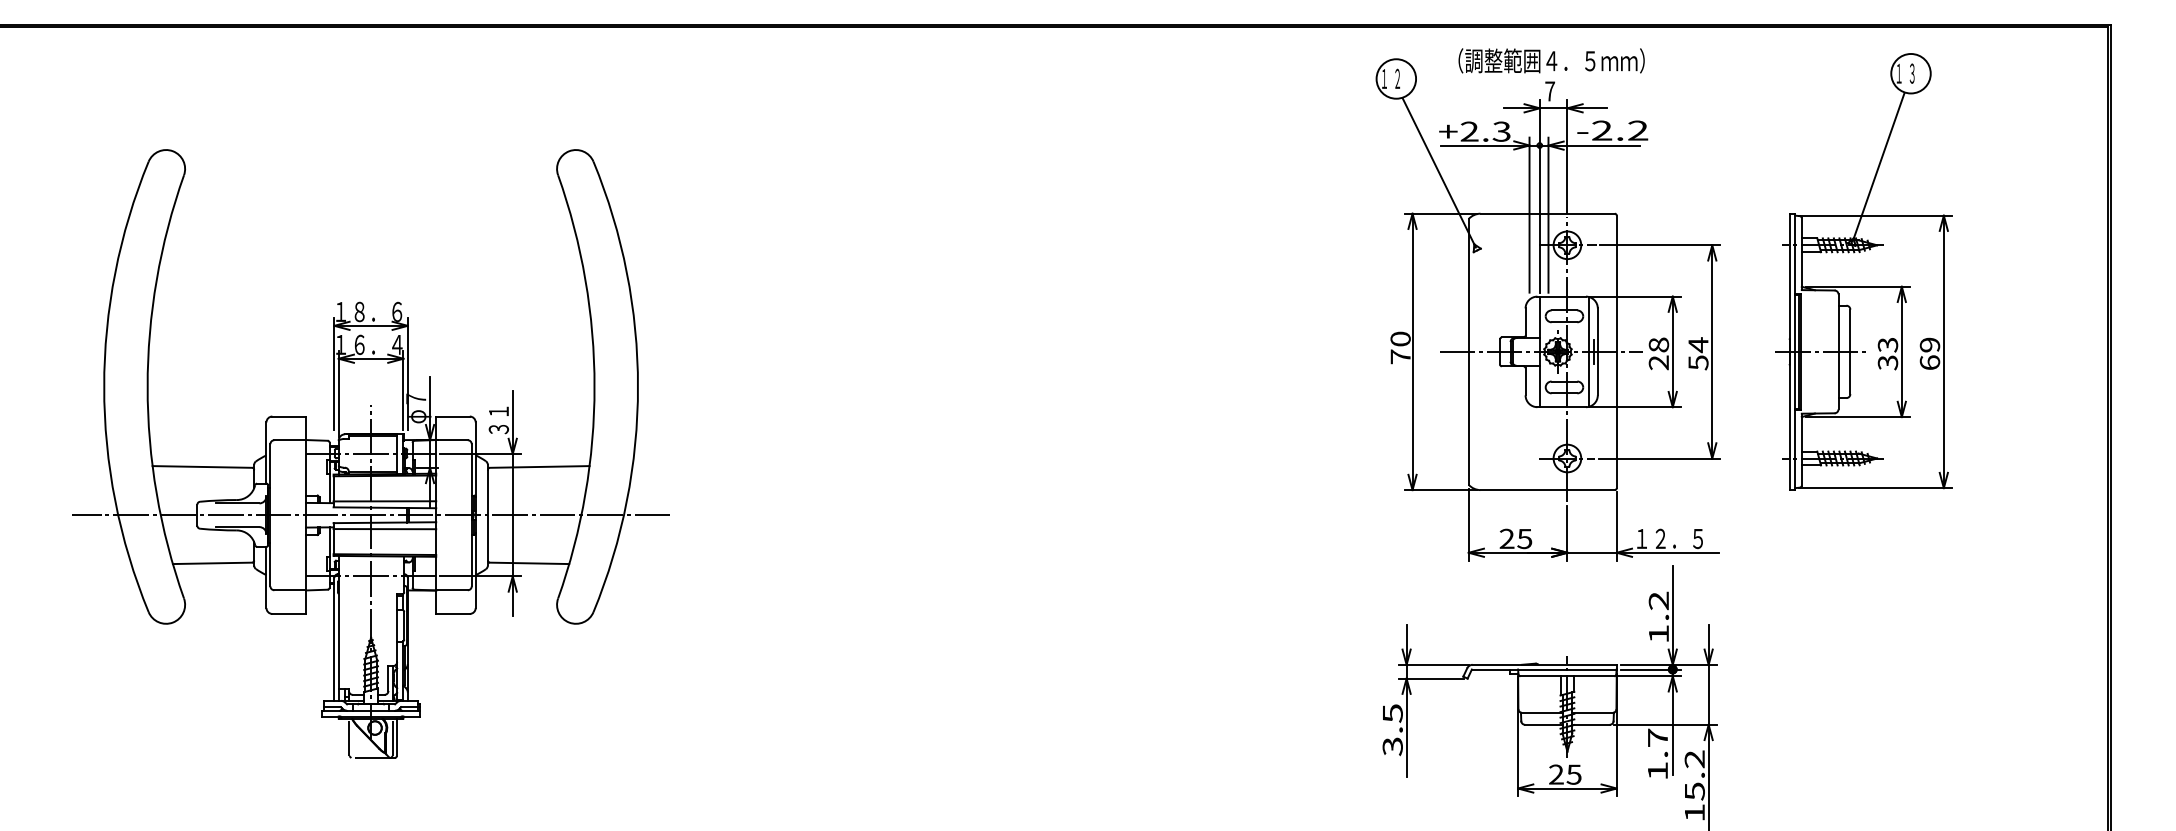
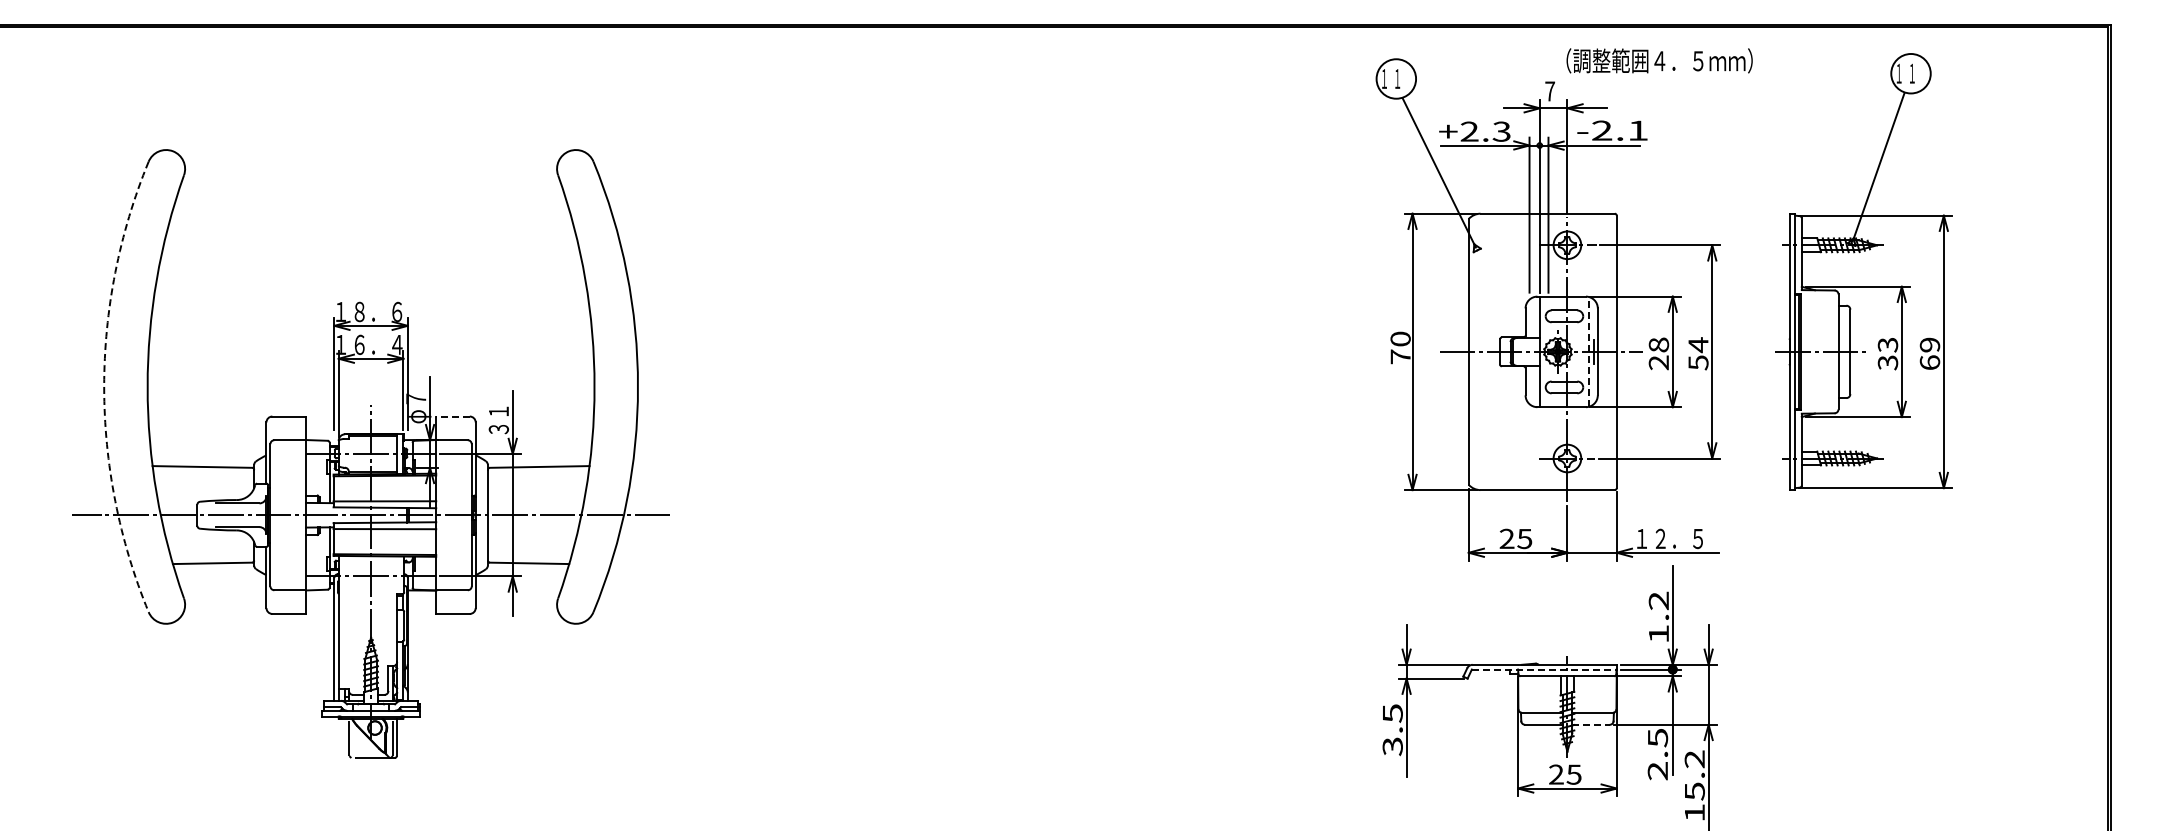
text position: (1551, 60) -> (1659, 60) (1659, 60)
text: ３ -> １ (1911, 73)
text: ２ -> １ (1397, 77)
text: -2.2 -> -2.1 (1638, 130)
line: solid -> dashed (1589, 351)
arc: solid -> dashed (104, 386)
line: solid -> dashed (453, 416)
line: solid -> dashed (1544, 669)
line: solid -> dashed (1591, 724)
text: 1.7 -> 2.5 (1657, 754)
